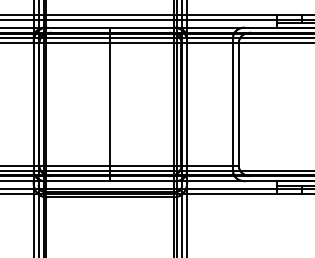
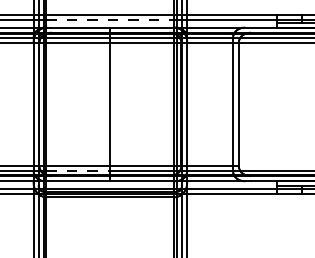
line: solid -> dashed (110, 19)
line: solid -> dashed (78, 170)
